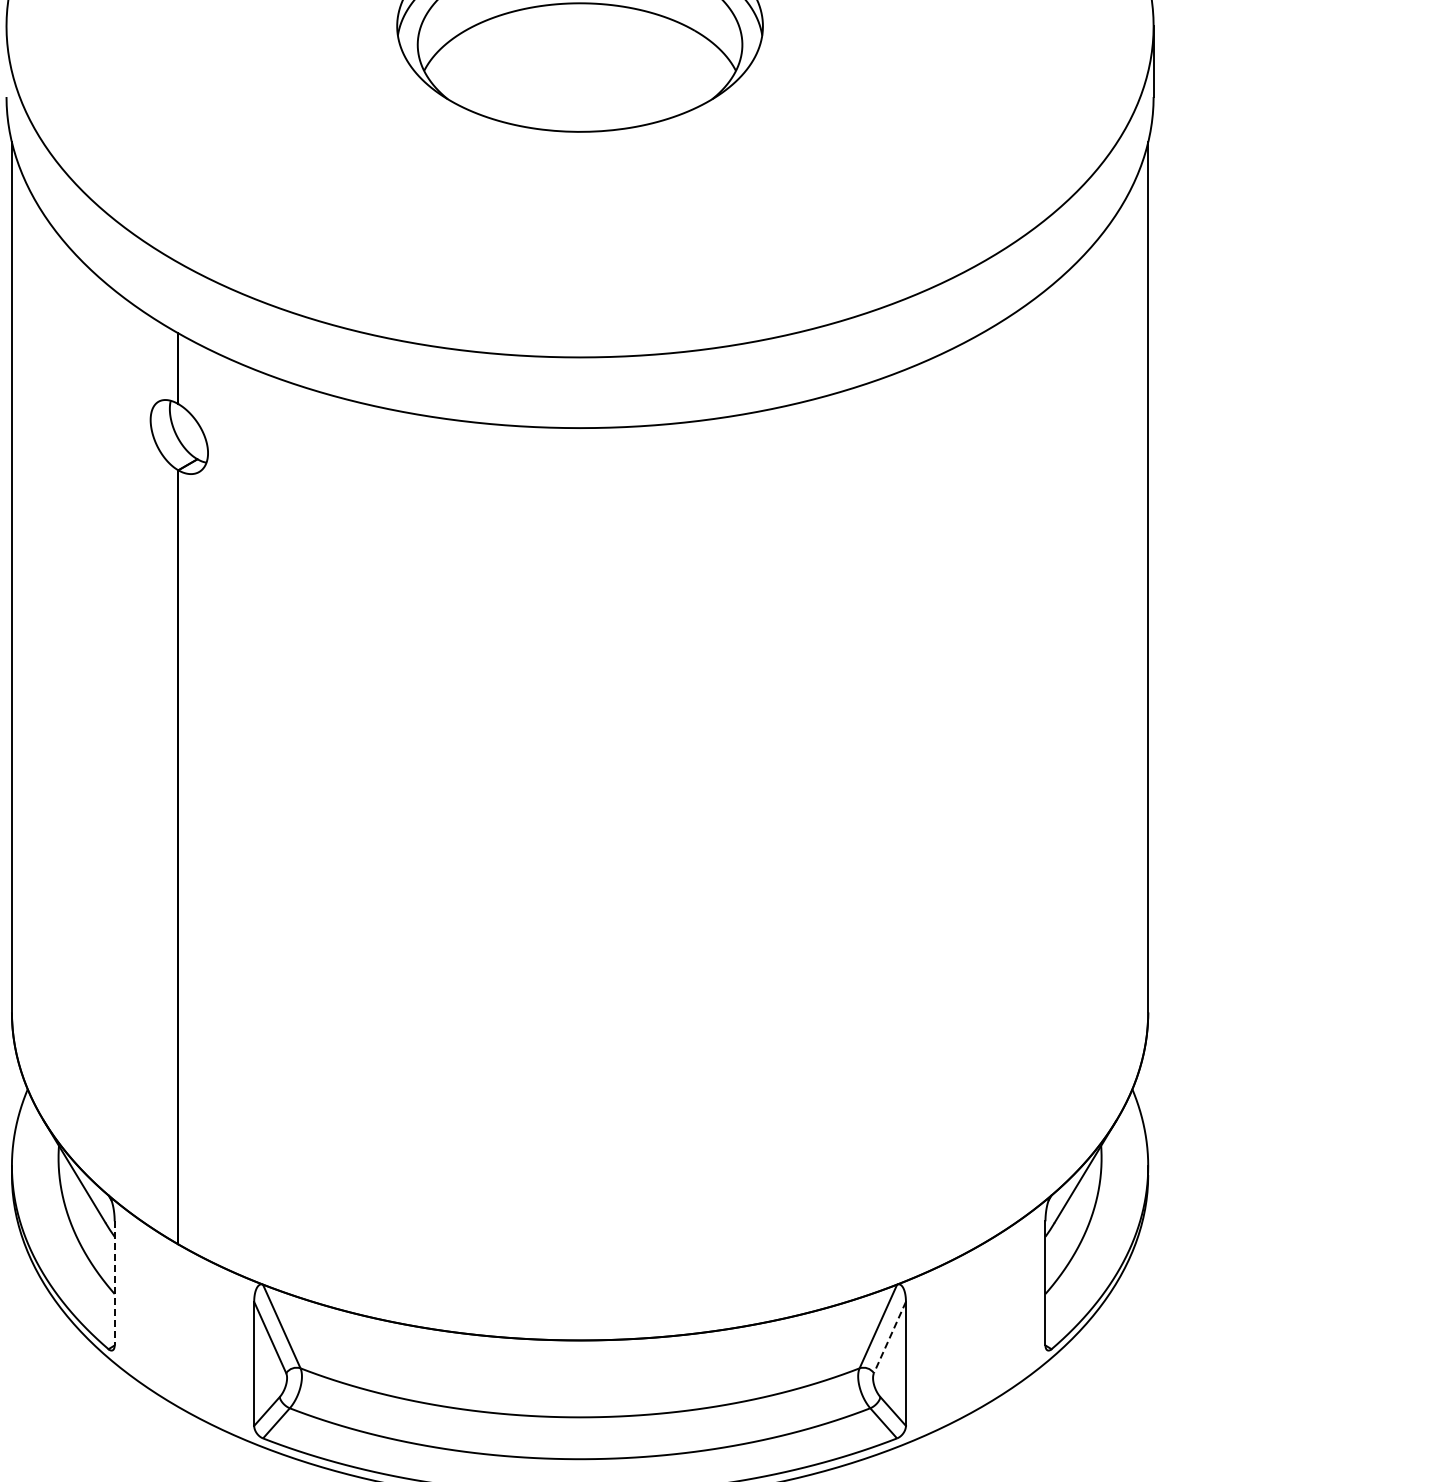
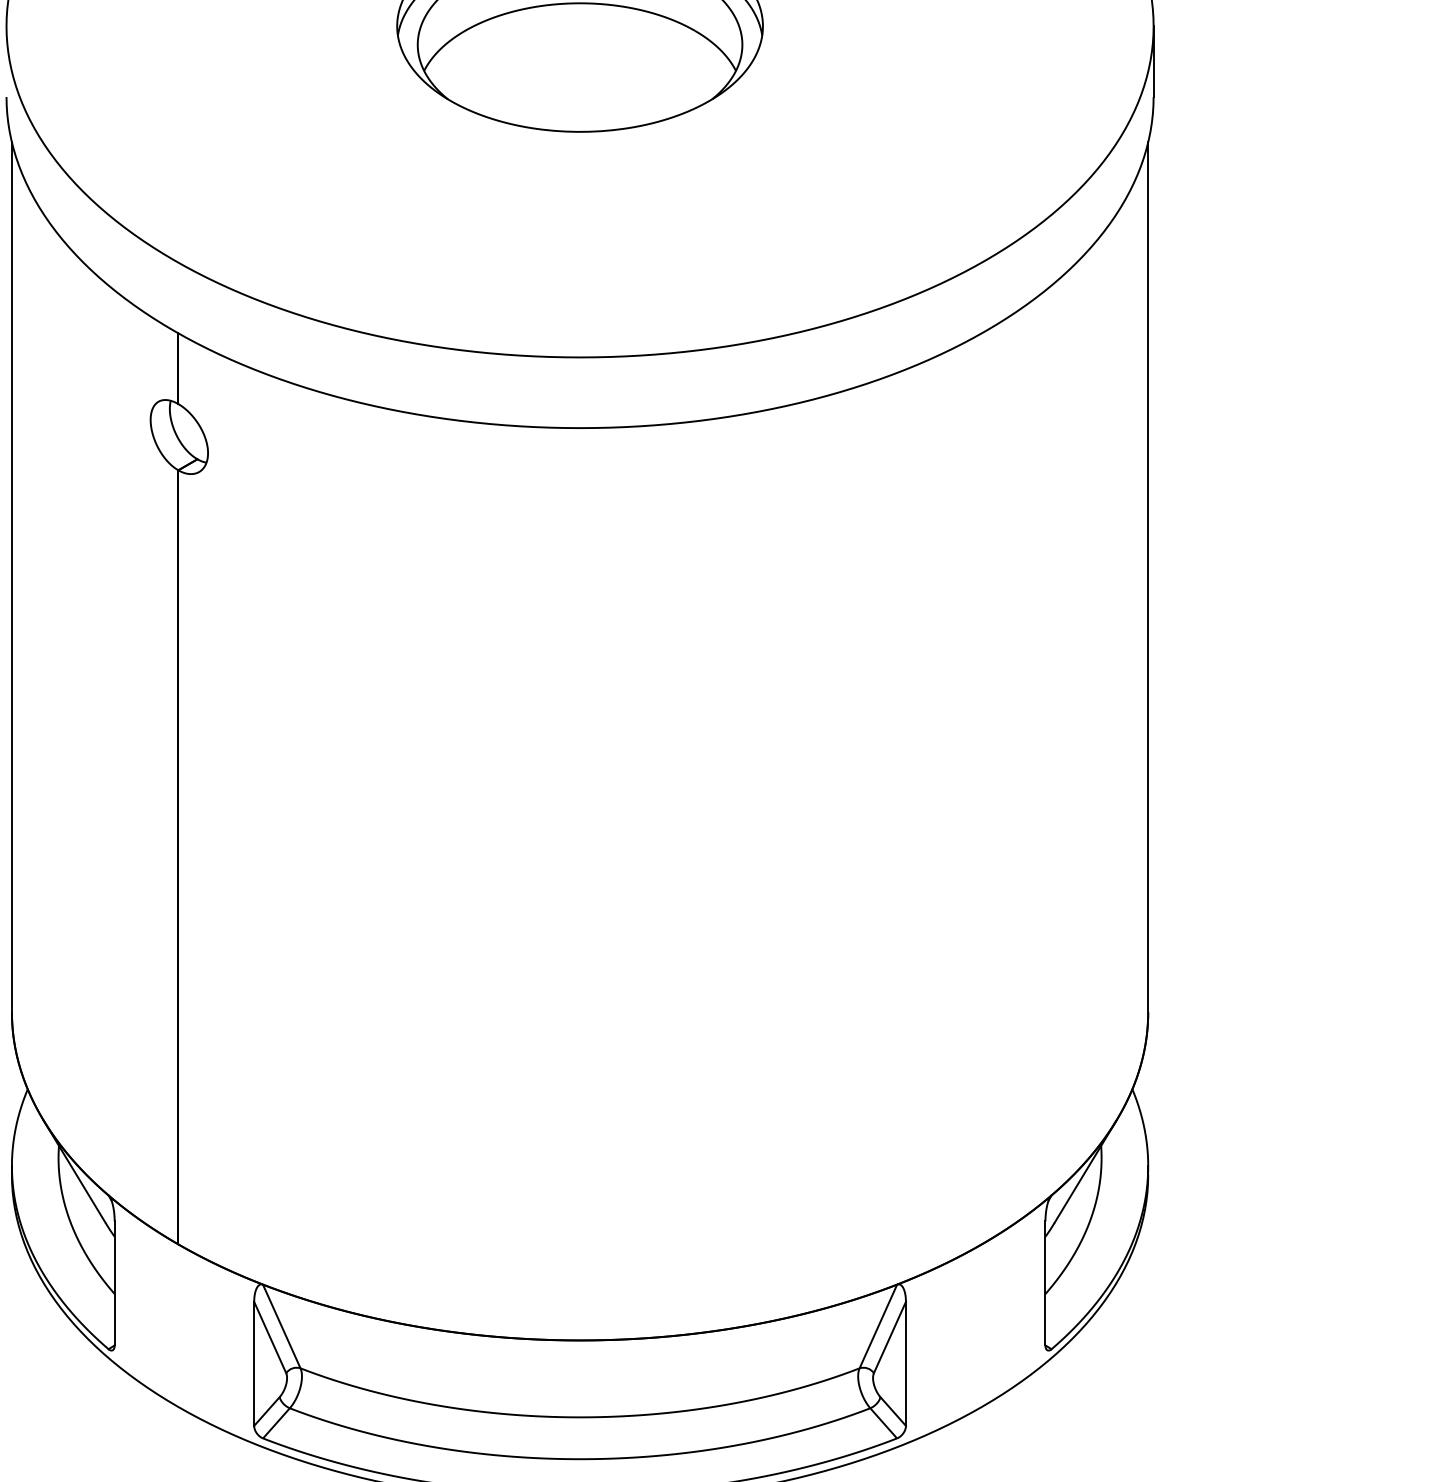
line: dashed -> solid (114, 1283)
line: dashed -> solid (889, 1337)
